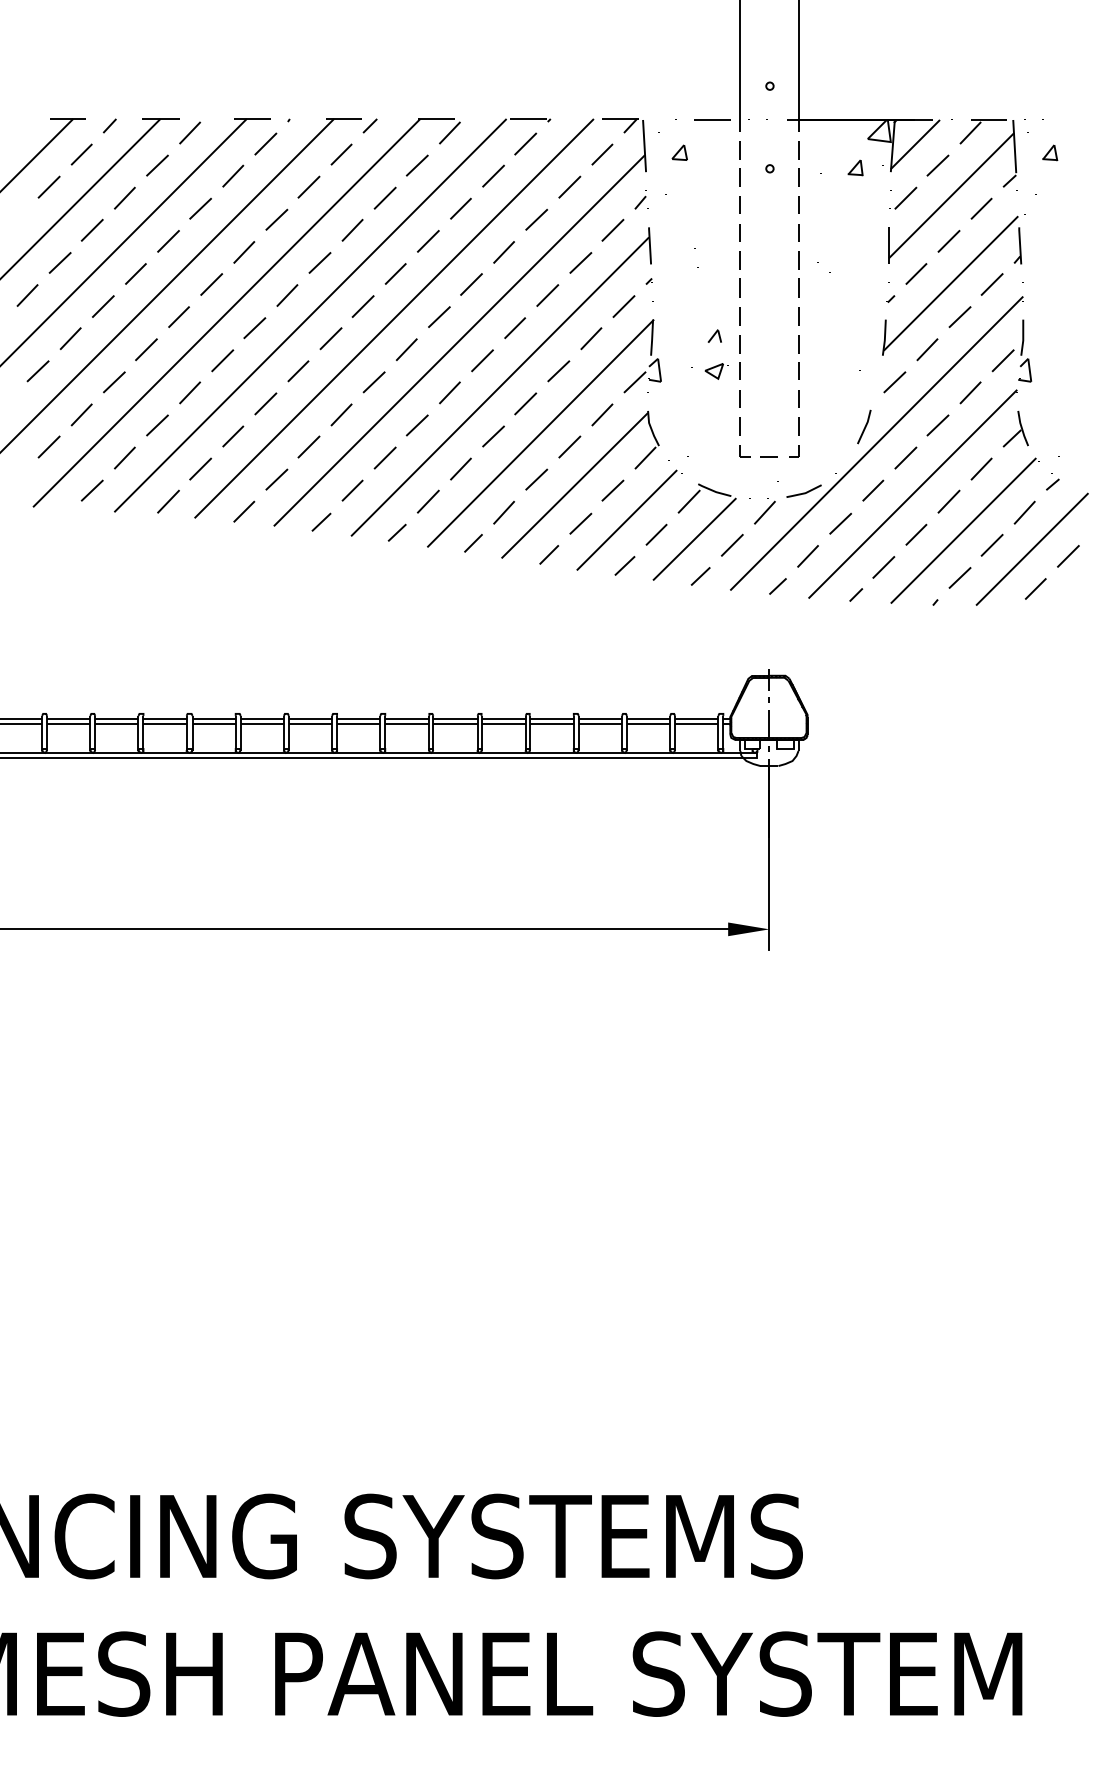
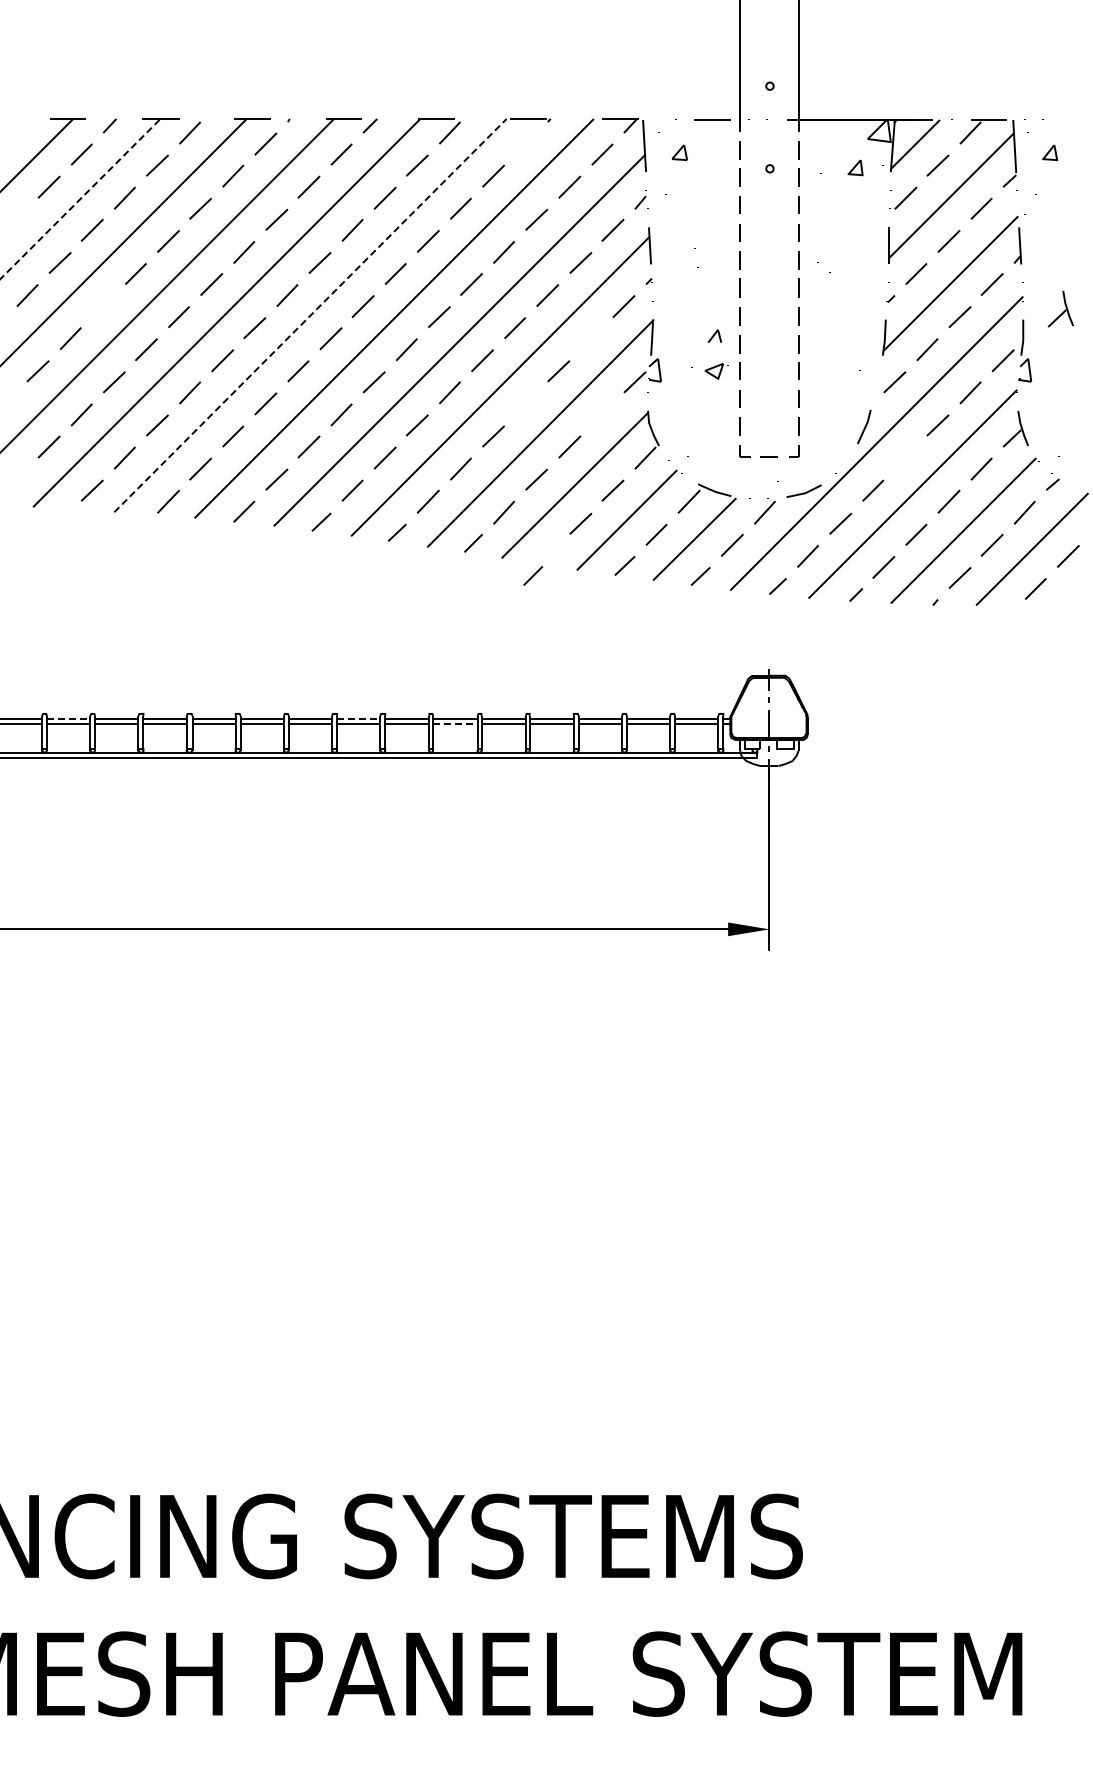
line: present -> none (525, 143)
line: solid -> dashed (80, 198)
line: present -> none (103, 306)
part: none -> present (1060, 308)
line: solid -> dashed (310, 315)
line: present -> none (591, 338)
line: present -> none (525, 403)
line: present -> none (602, 414)
line: present -> none (905, 457)
line position: (549, 554) -> (533, 575) (533, 575)
line: solid -> dashed (68, 718)
line: solid -> dashed (358, 718)
line: solid -> dashed (455, 723)
